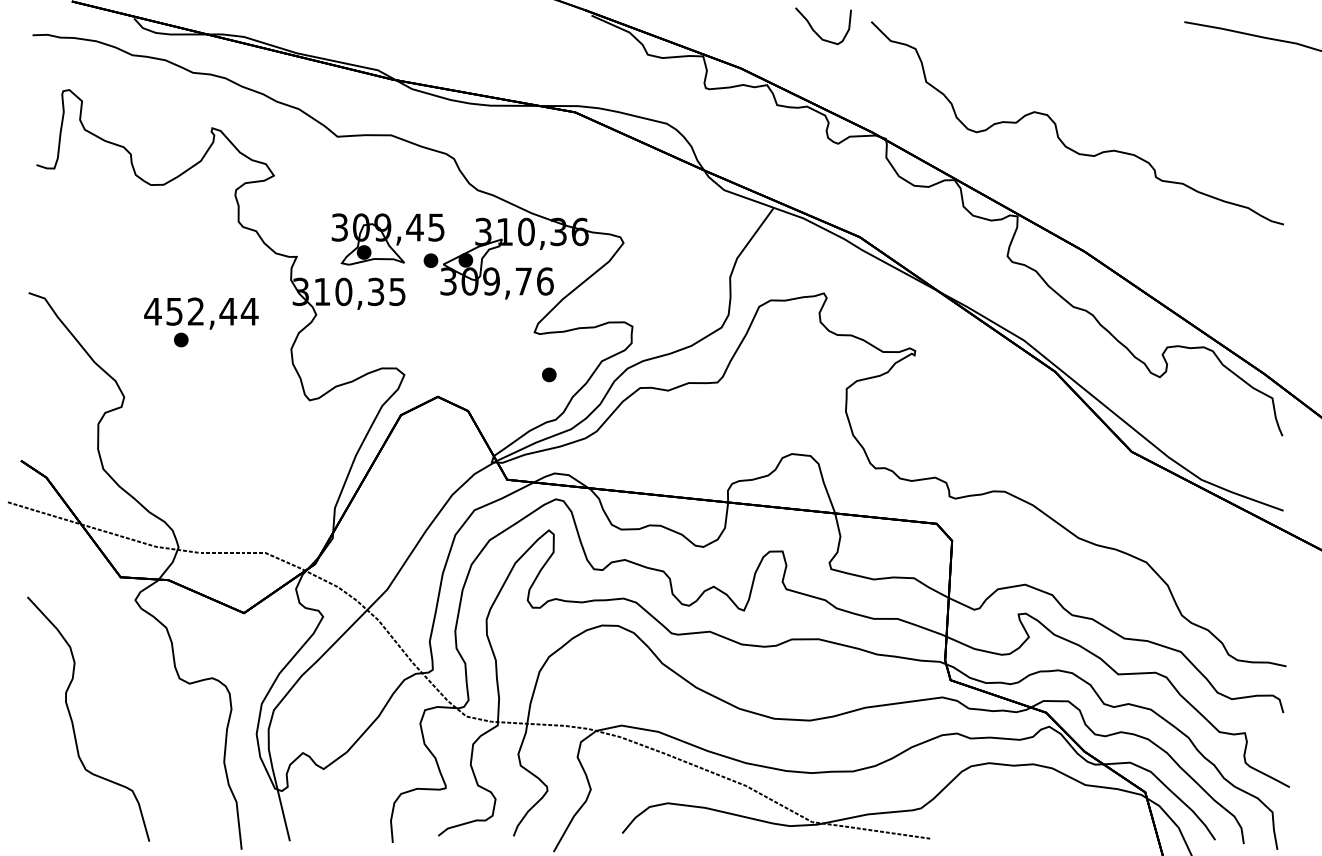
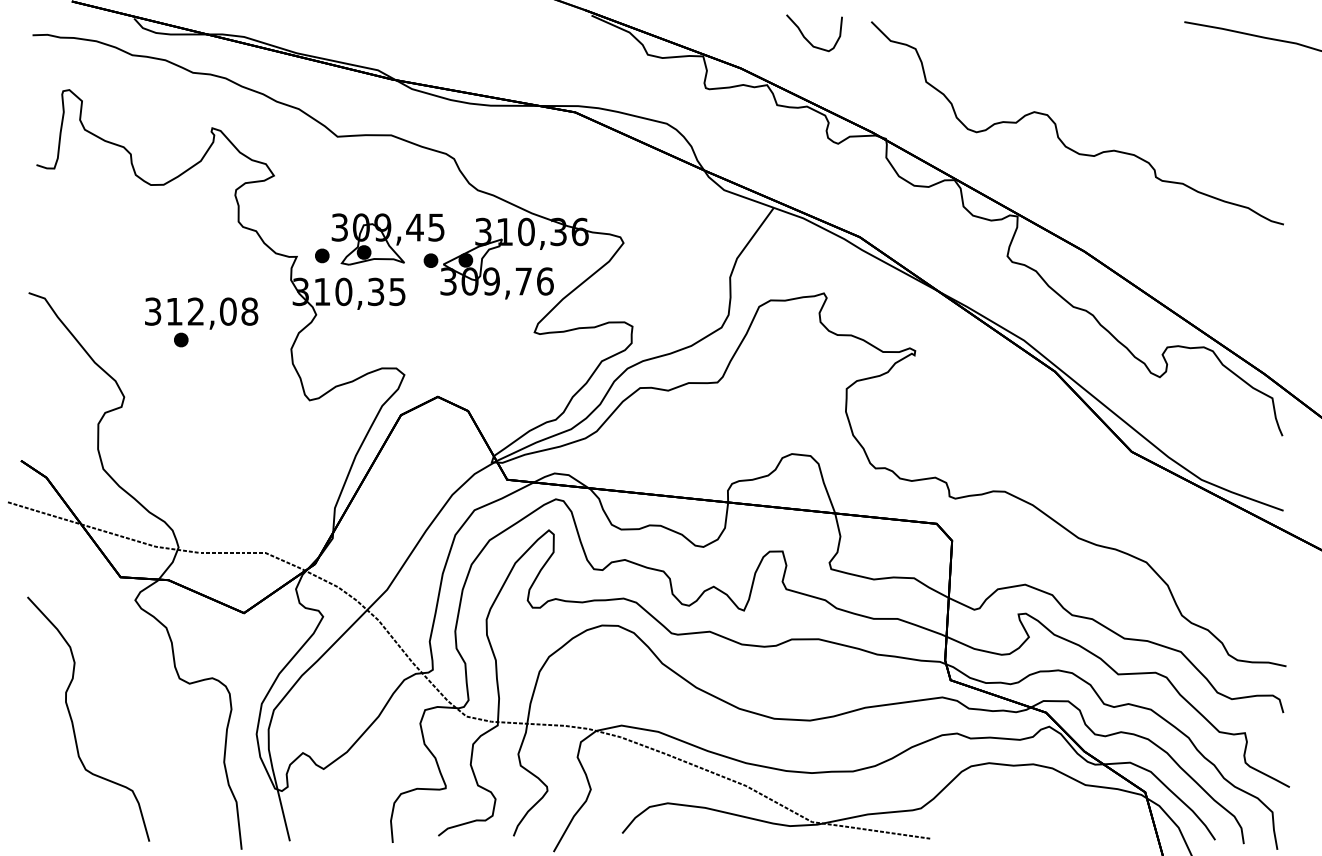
curve position: (816, 32) -> (807, 39) (807, 39)
text: 452,44 -> 312,08 (201, 311)
part position: (549, 374) -> (322, 255) (322, 255)
